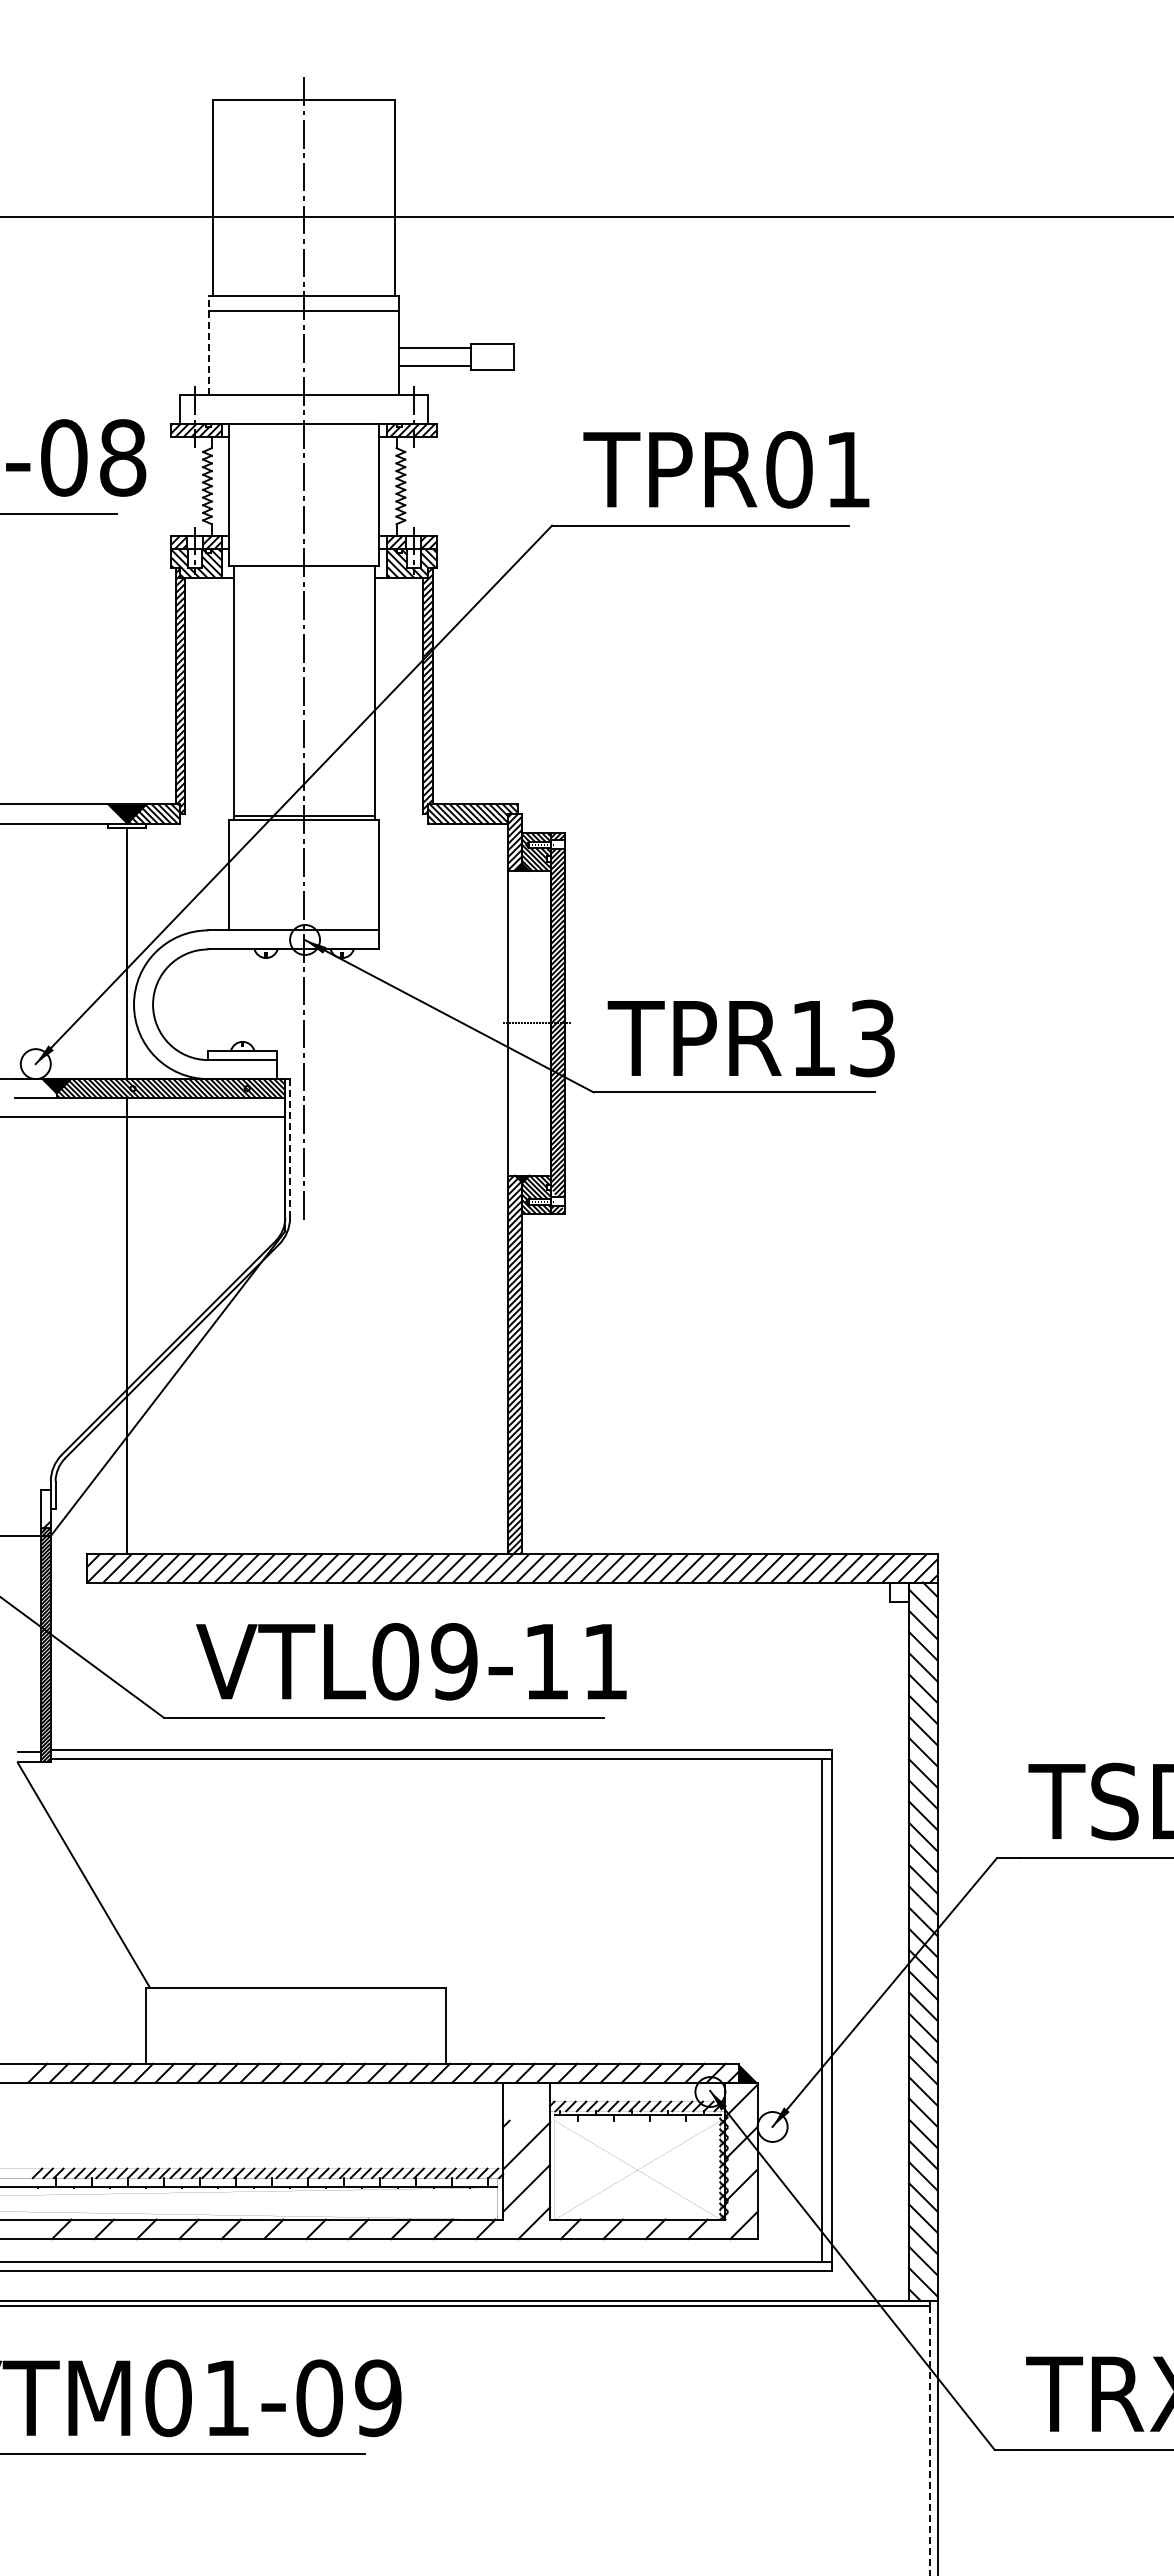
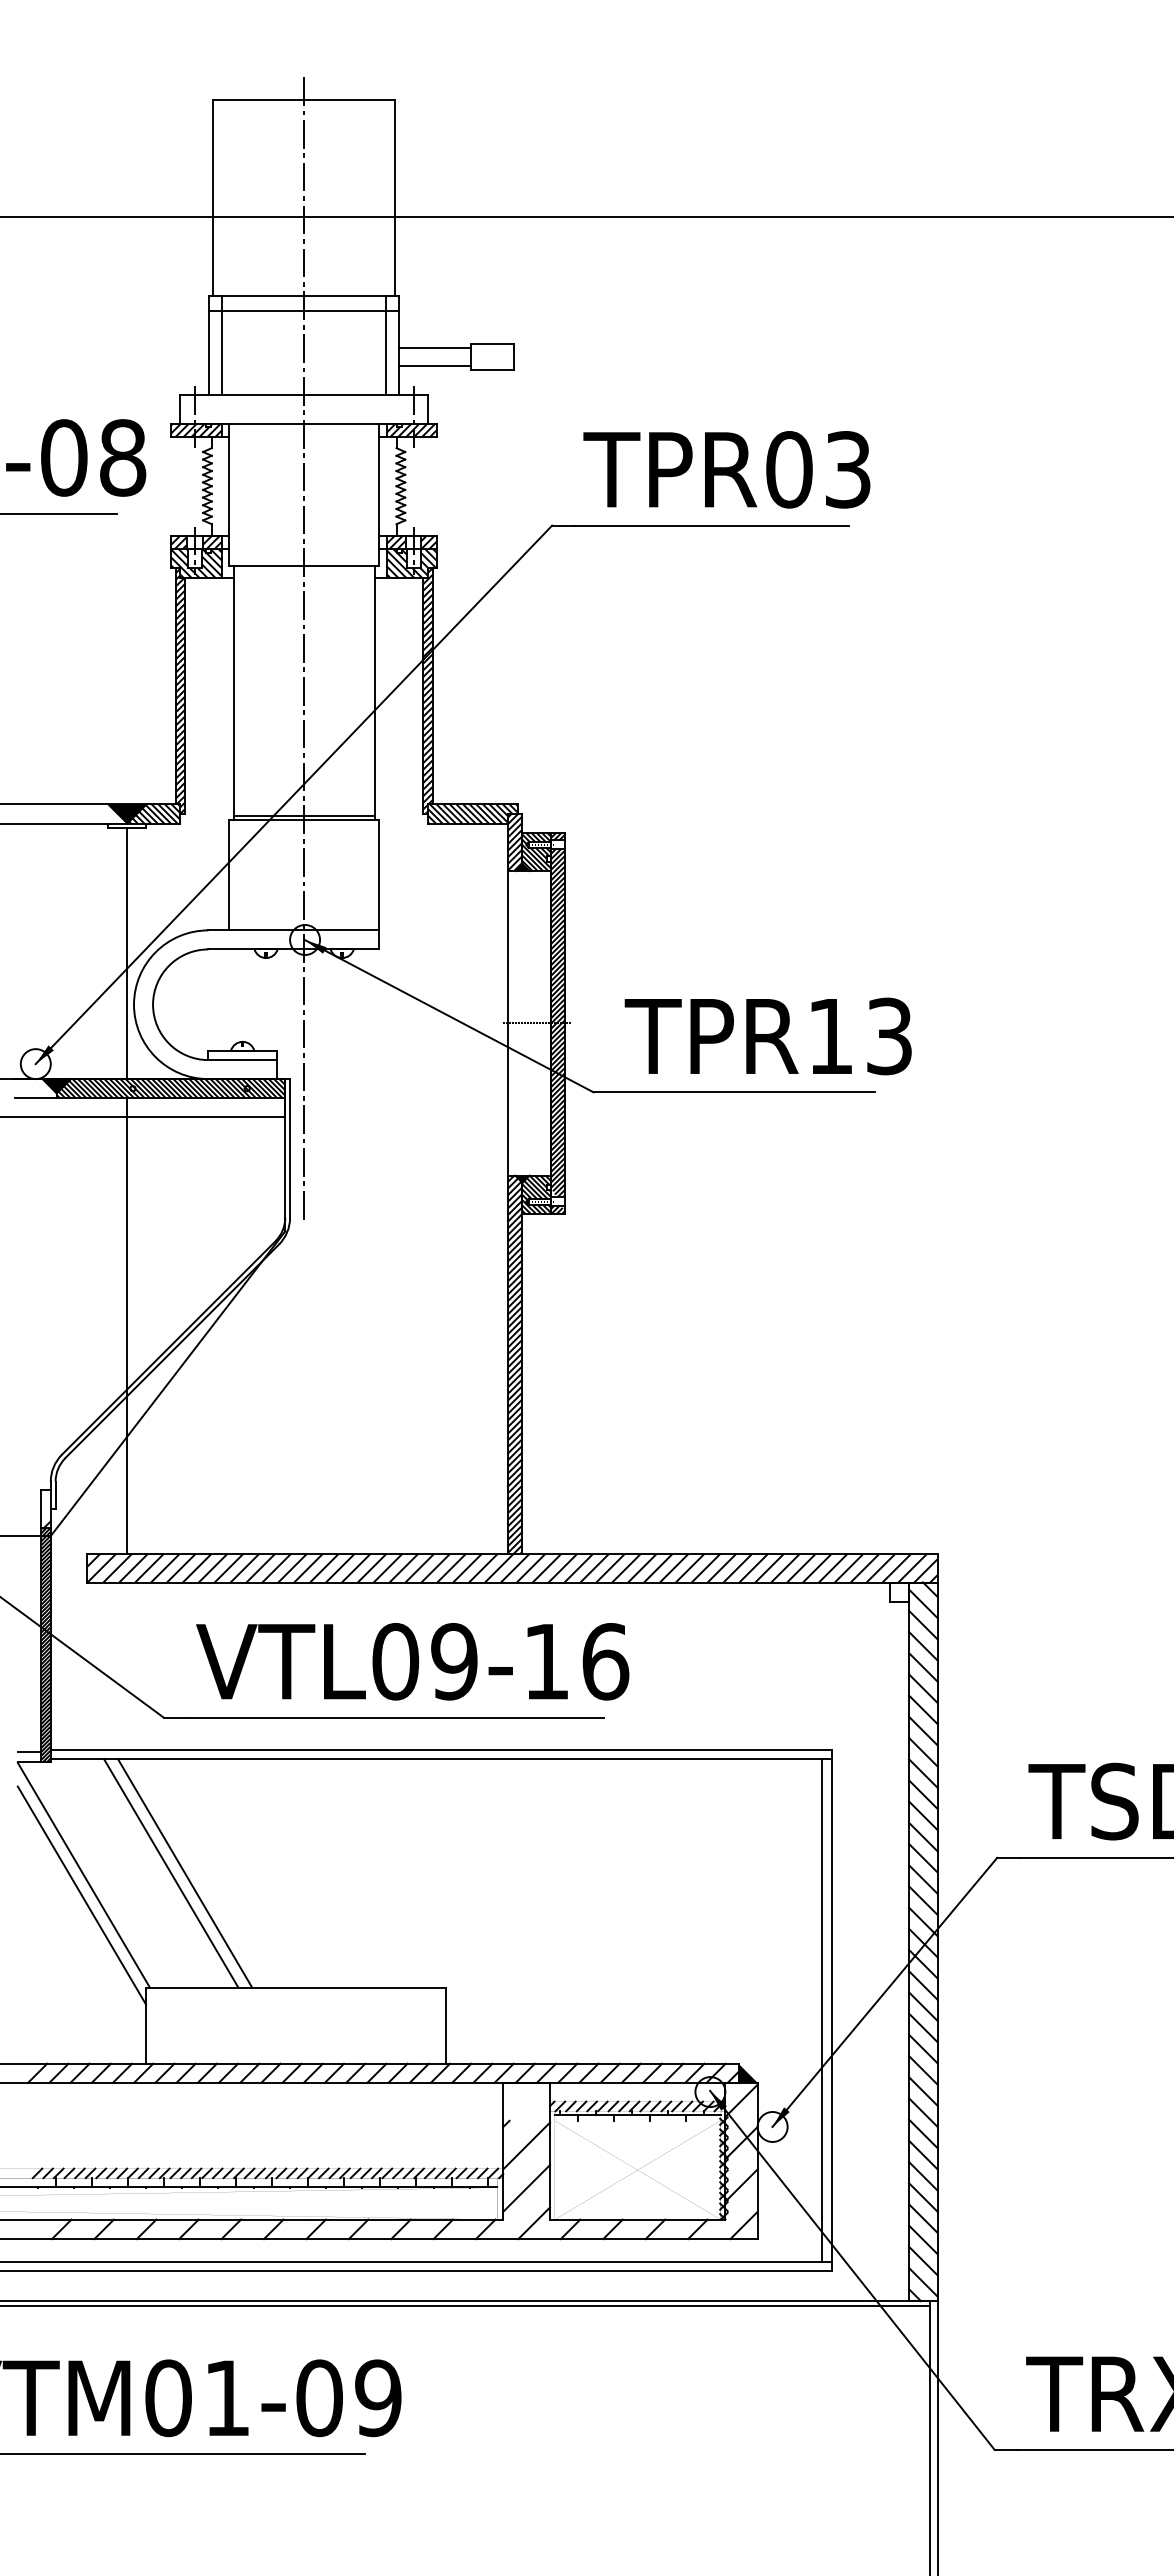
line: dashed -> solid (208, 345)
line: none -> present (221, 345)
line: none -> present (386, 345)
text: TPR01 -> TPR03 (848, 469)
text position: (750, 1038) -> (767, 1036) (767, 1036)
line: dashed -> solid (290, 1149)
text: VTL09-11 -> VTL09-16 (605, 1661)
line: none -> present (171, 1873)
line: none -> present (184, 1873)
line: none -> present (81, 1895)
line: dashed -> solid (930, 2440)
